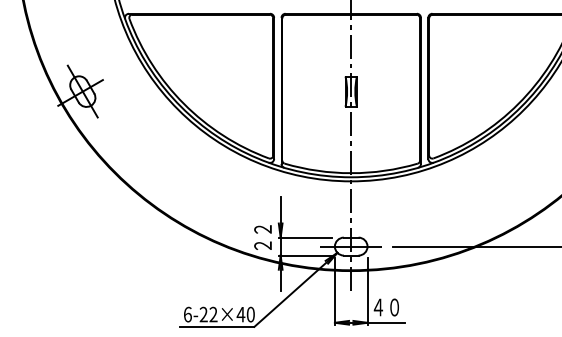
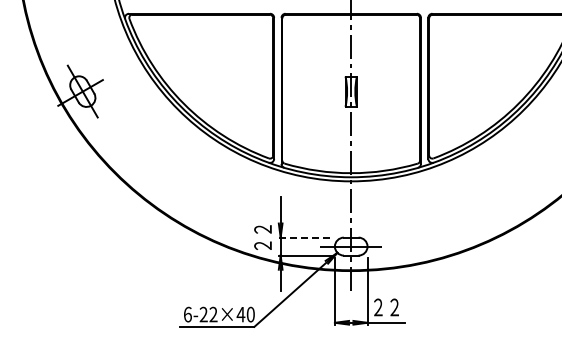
line: solid -> dashed (305, 237)
line: present -> none (475, 246)
text: ４０ -> ２２ (385, 307)
